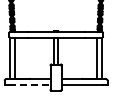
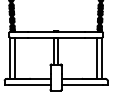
line: dashed -> solid (29, 85)
